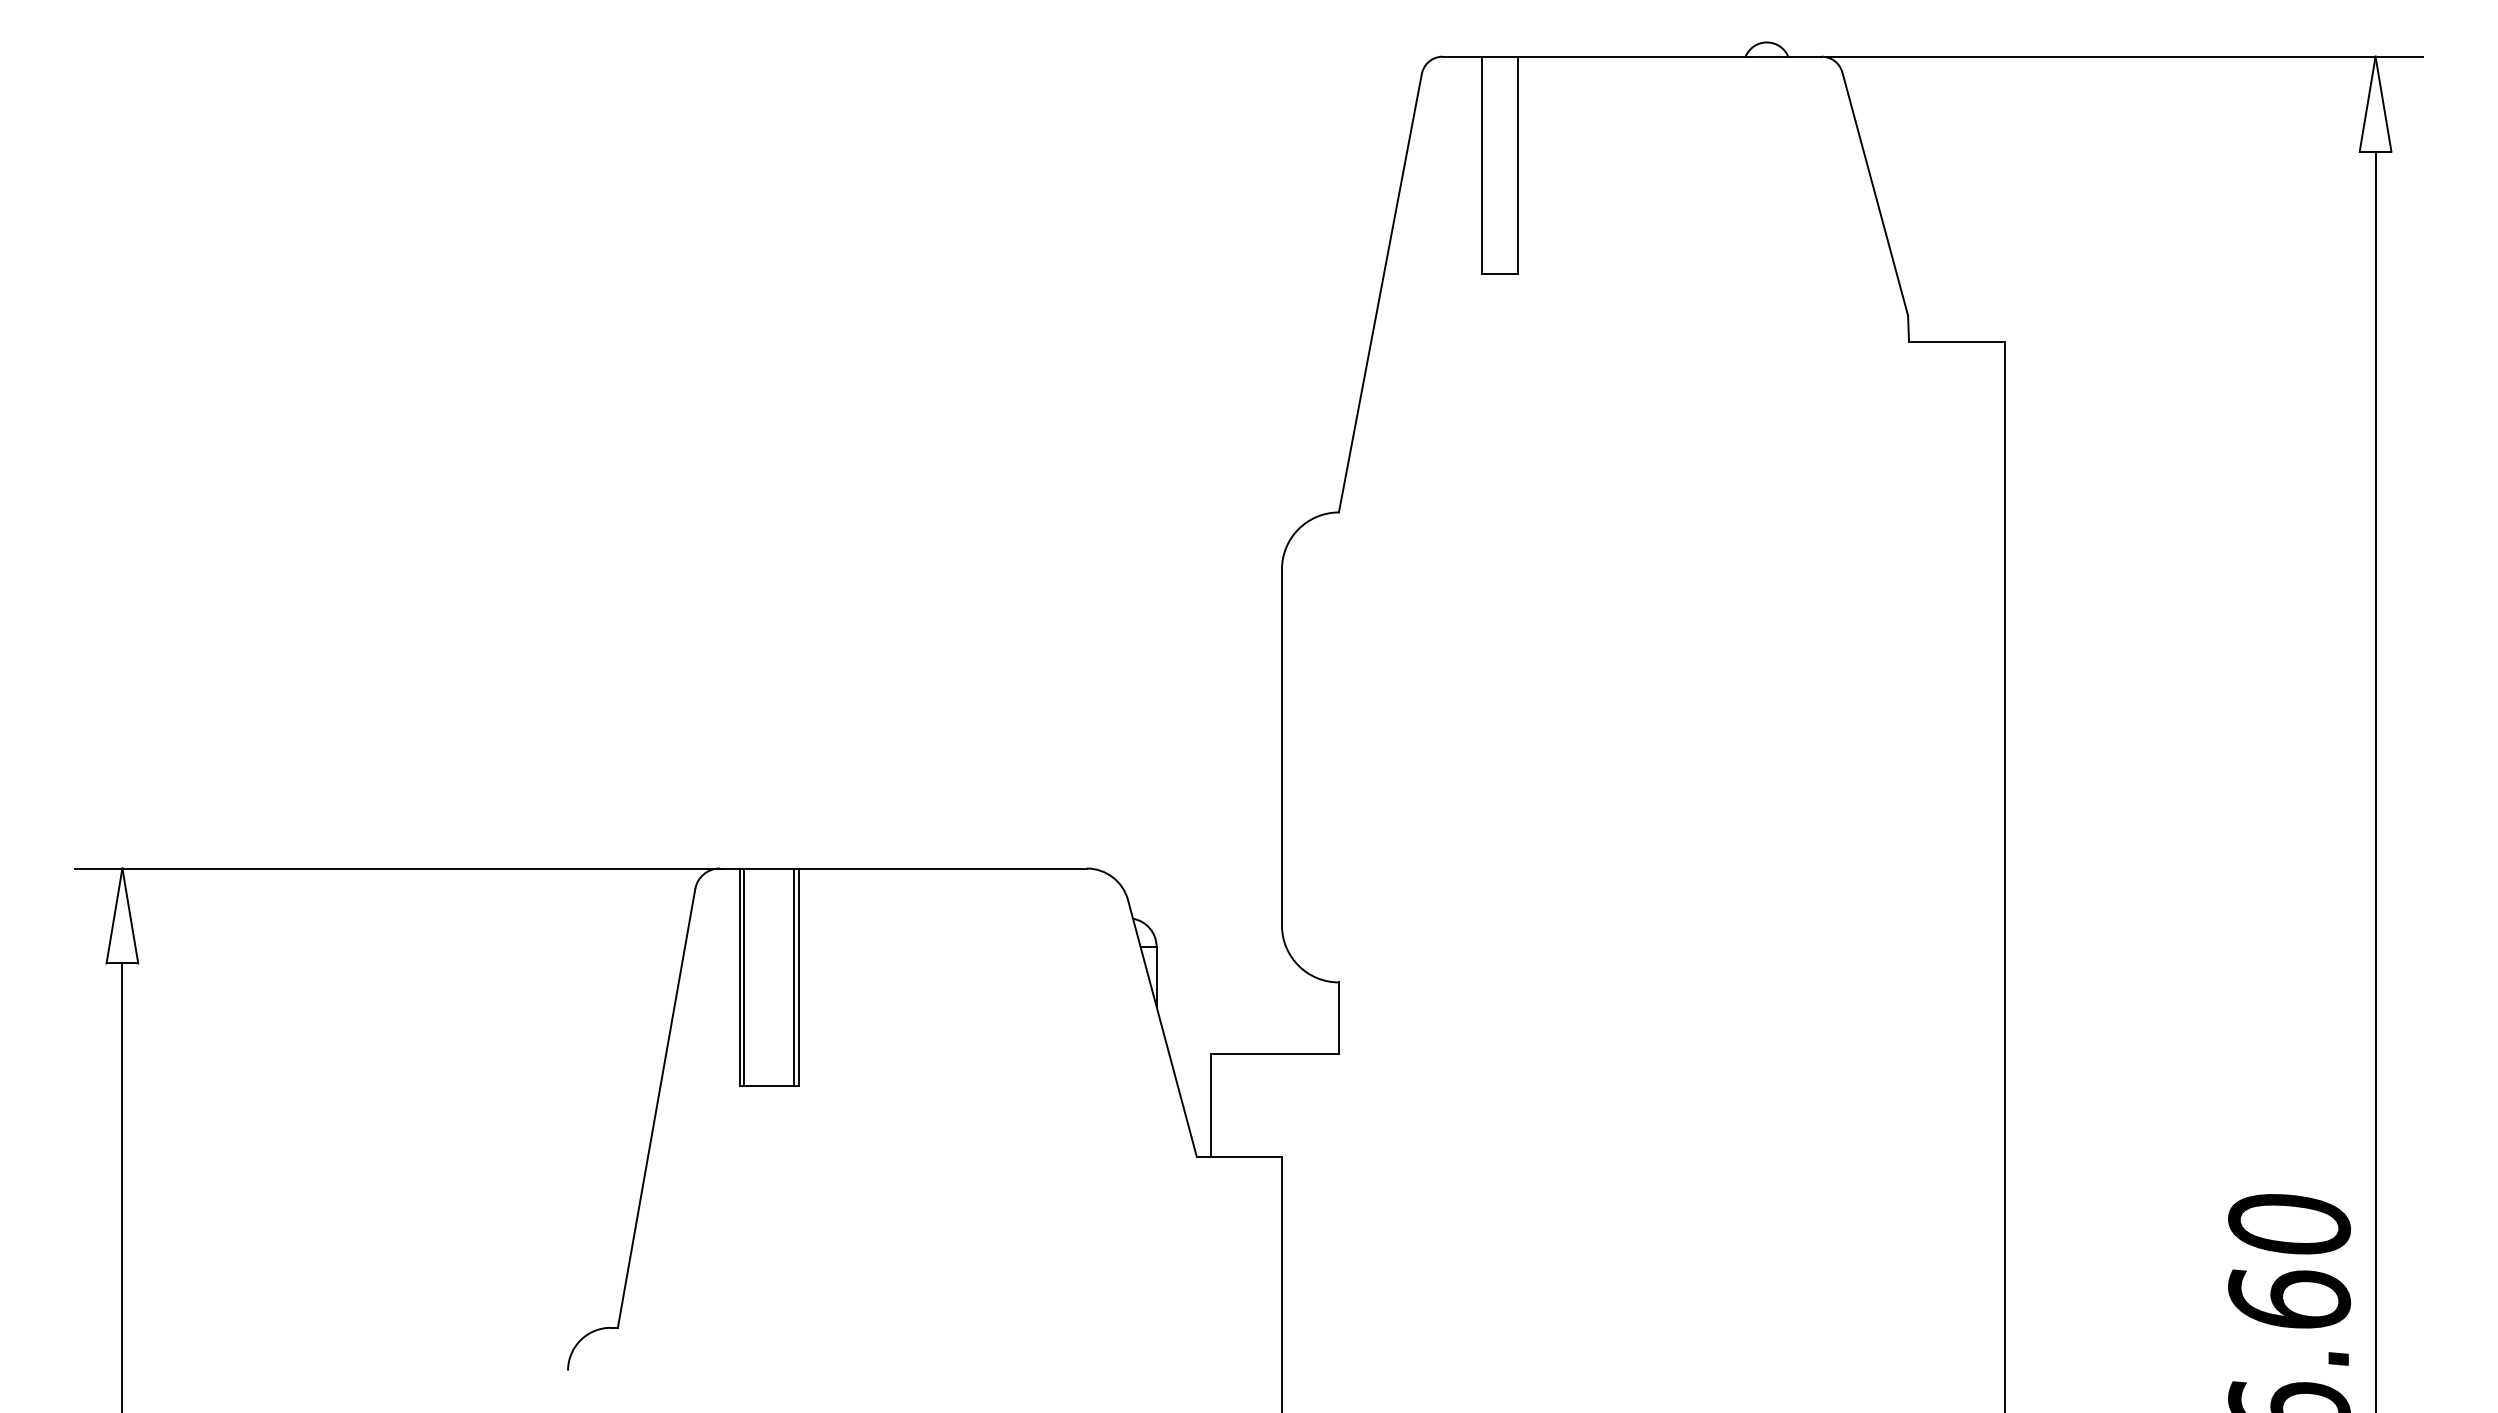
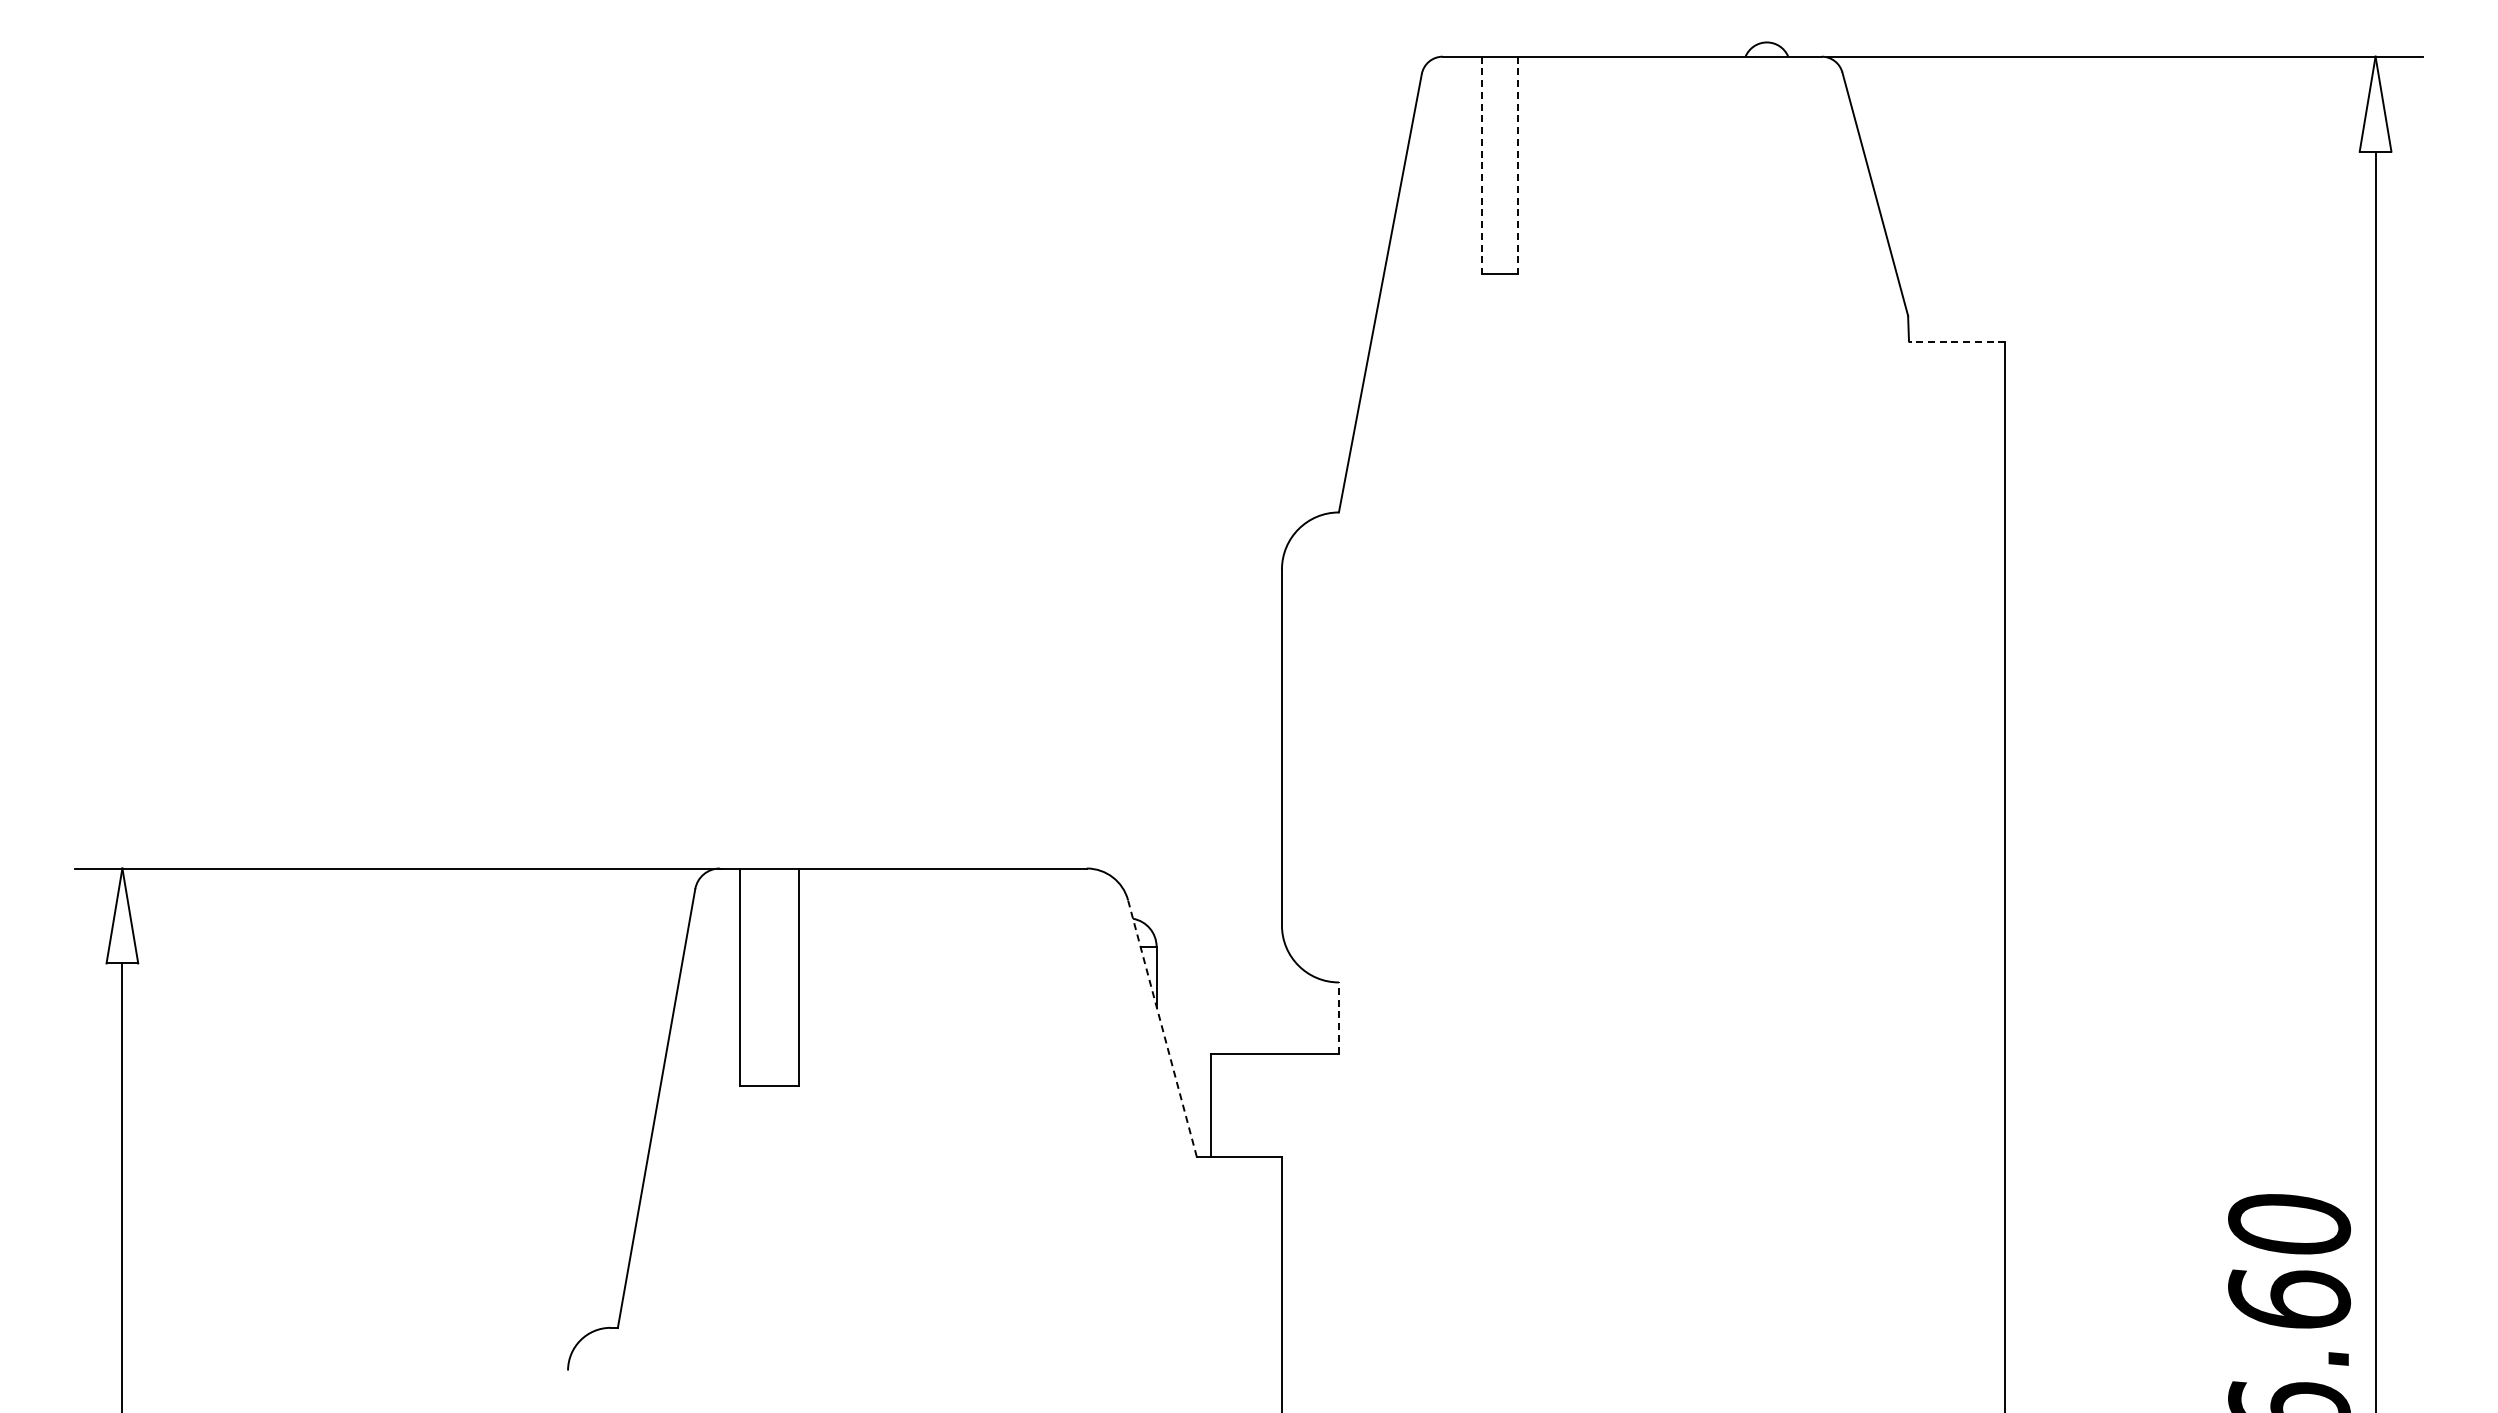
line: solid -> dashed (1482, 165)
line: solid -> dashed (1517, 165)
line: solid -> dashed (1956, 341)
line: present -> none (744, 976)
line: present -> none (794, 976)
line: solid -> dashed (1338, 1018)
line: solid -> dashed (1162, 1028)
